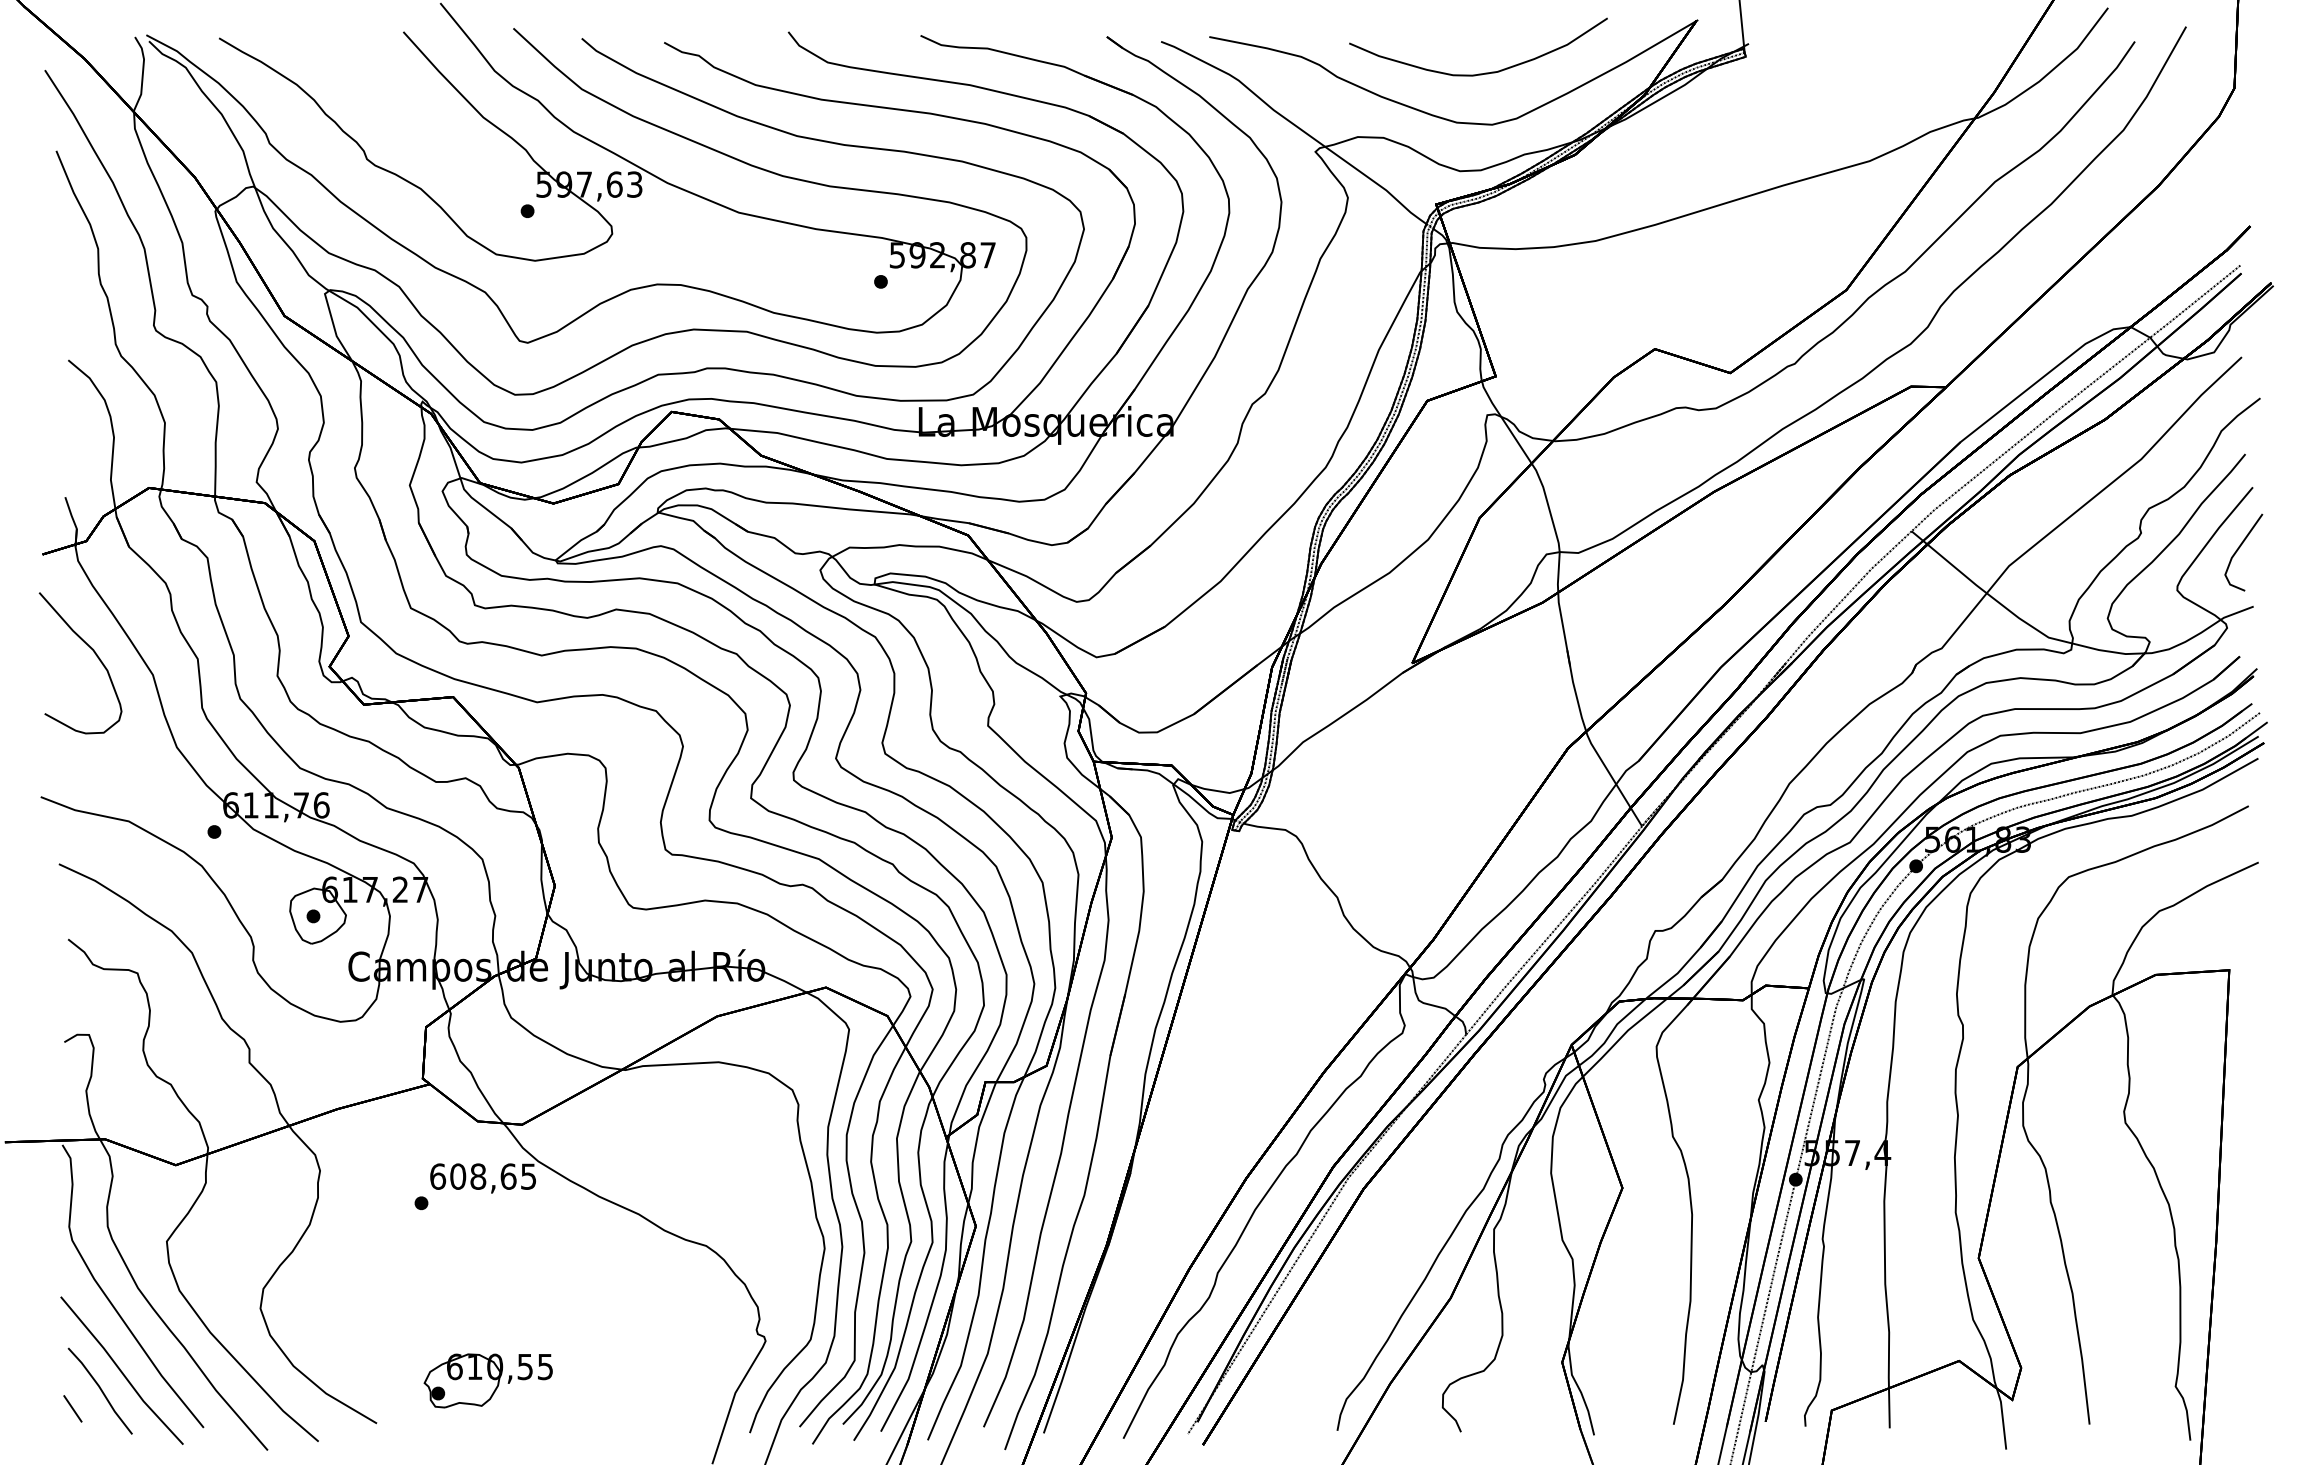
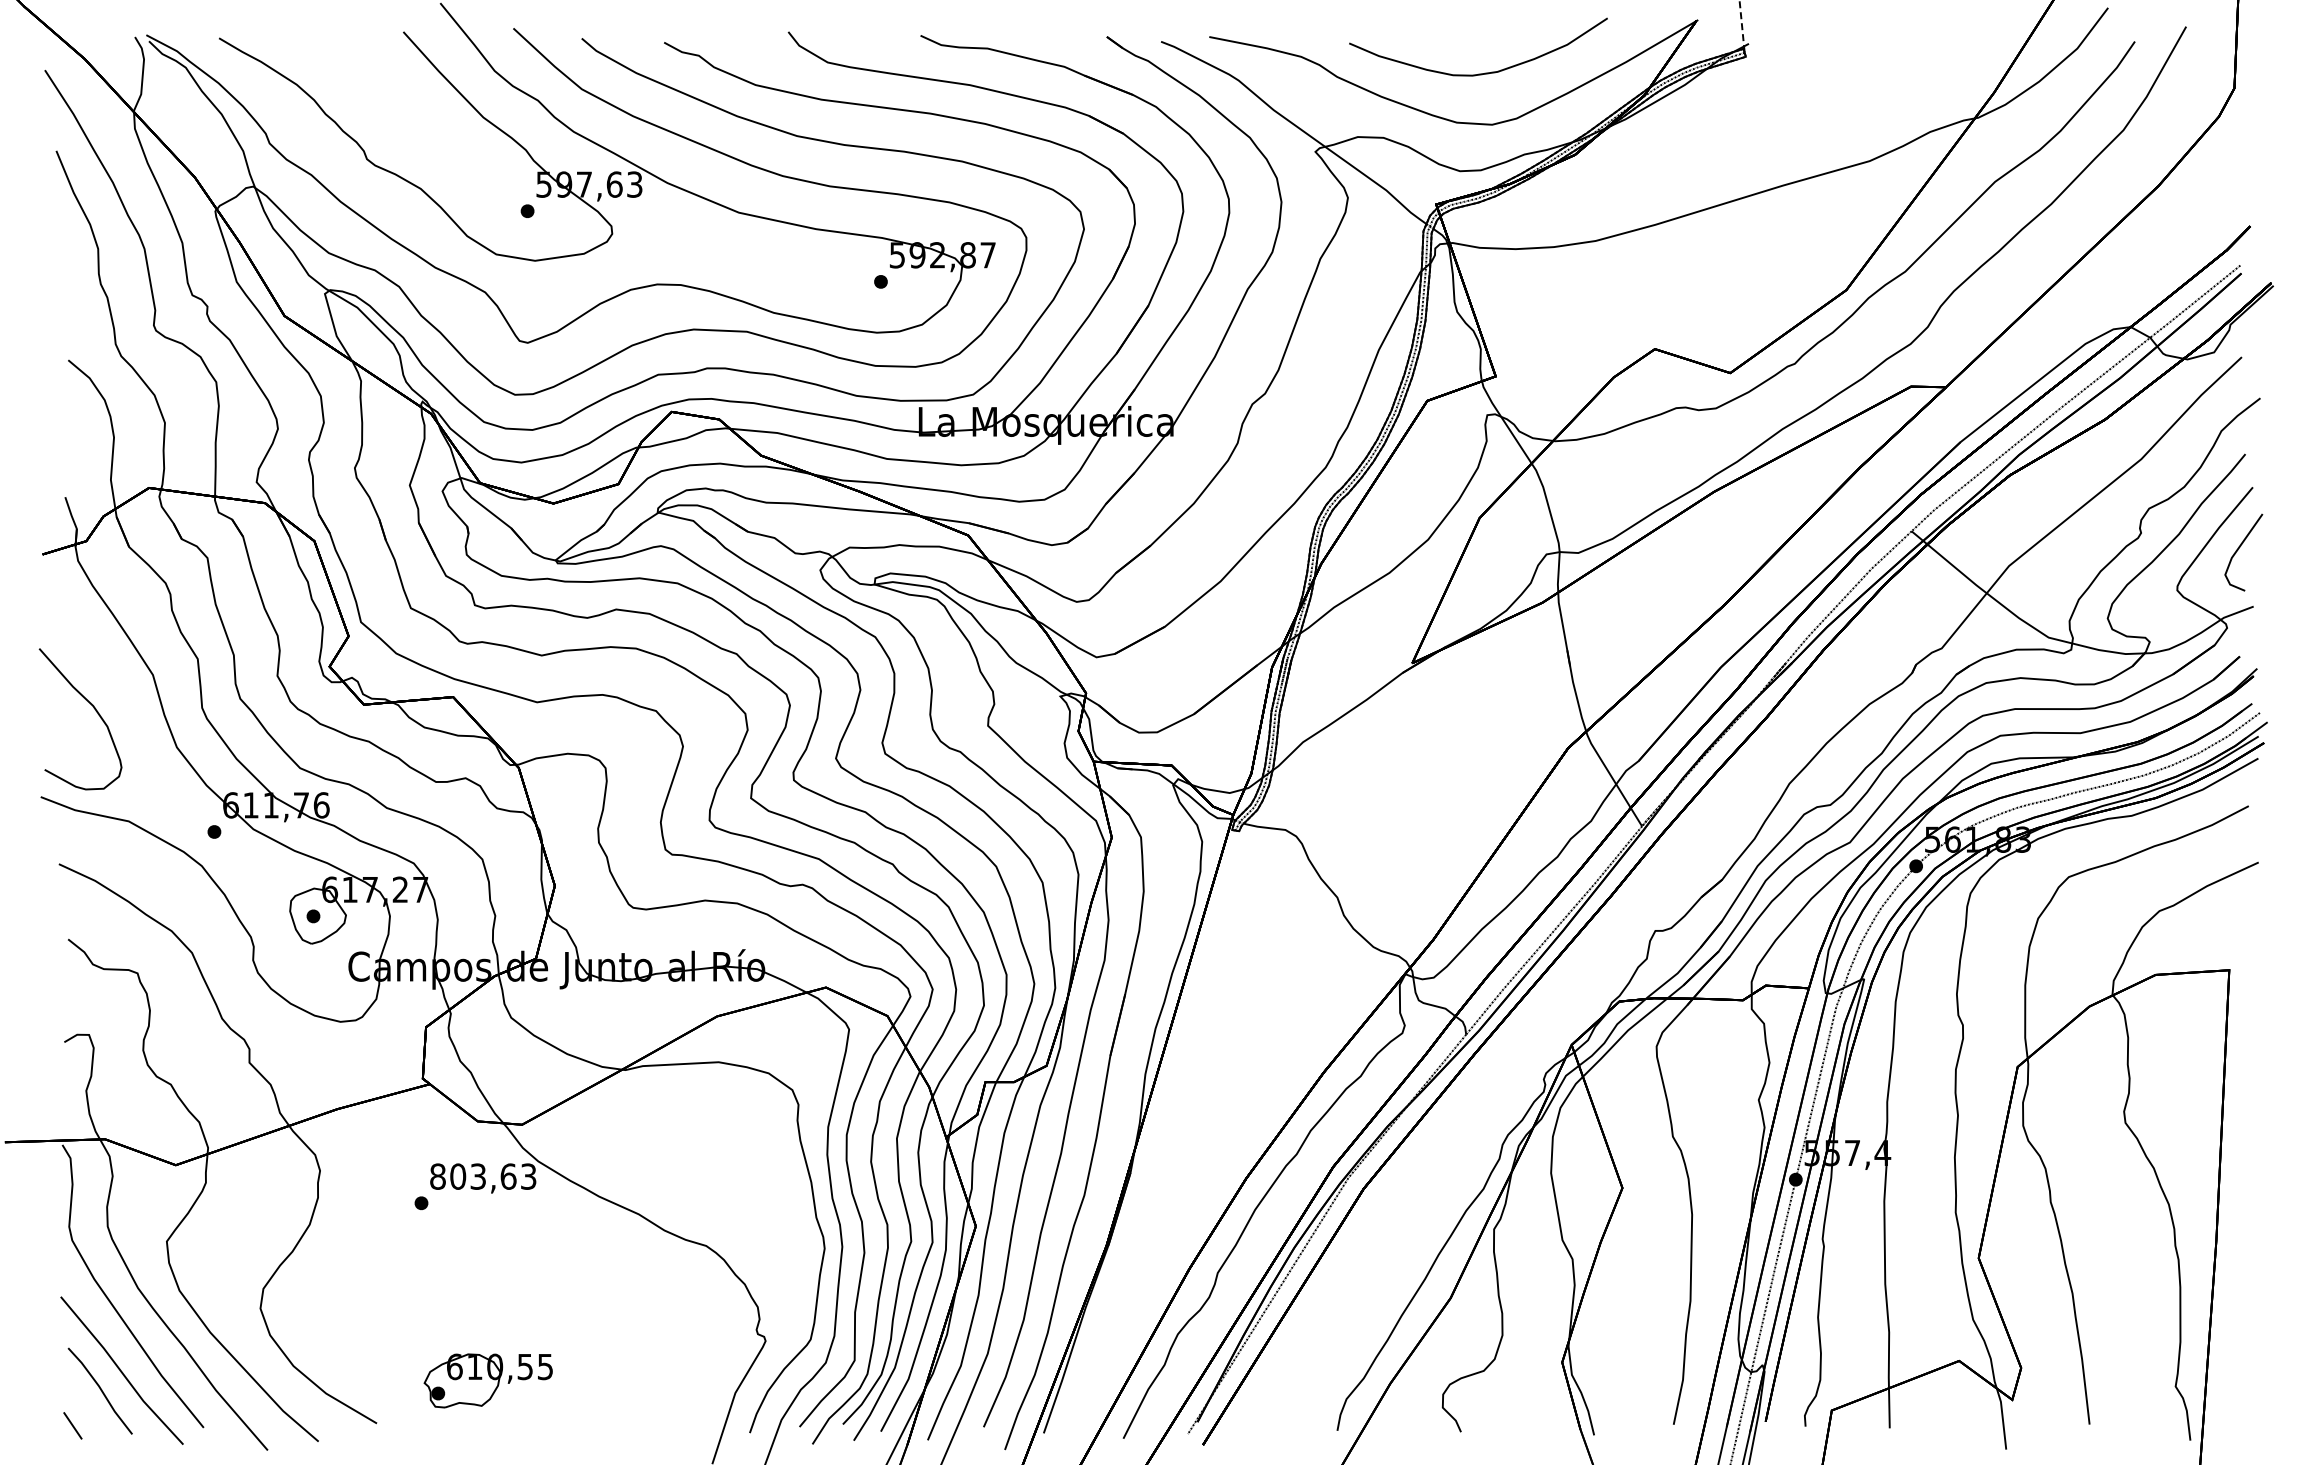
line: solid -> dashed (1742, 26)
curve position: (95, 655) -> (95, 711) (95, 711)
text: 608,65 -> 803,63 (483, 1176)
line position: (72, 1408) -> (72, 1425) (72, 1425)
